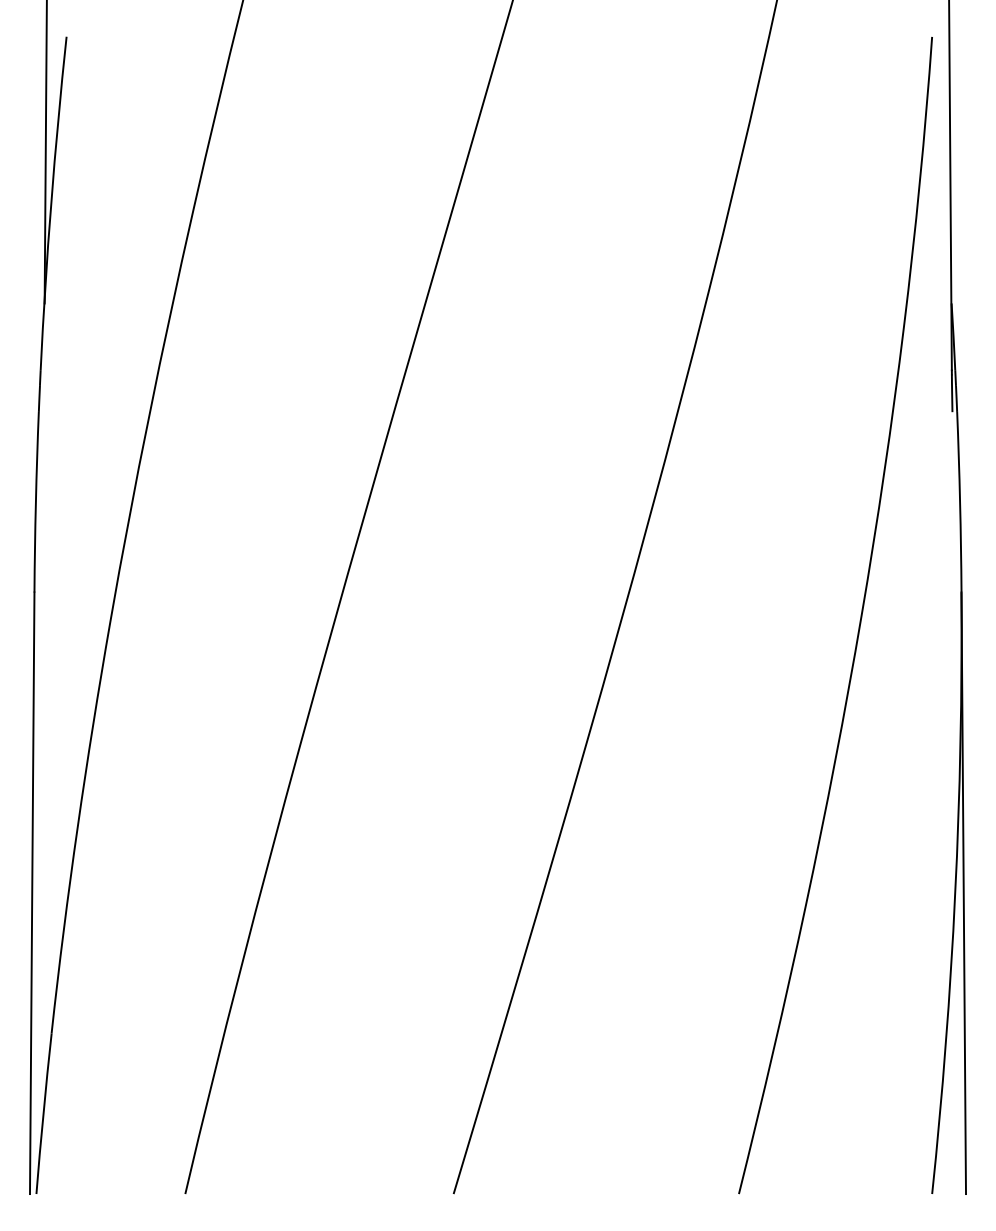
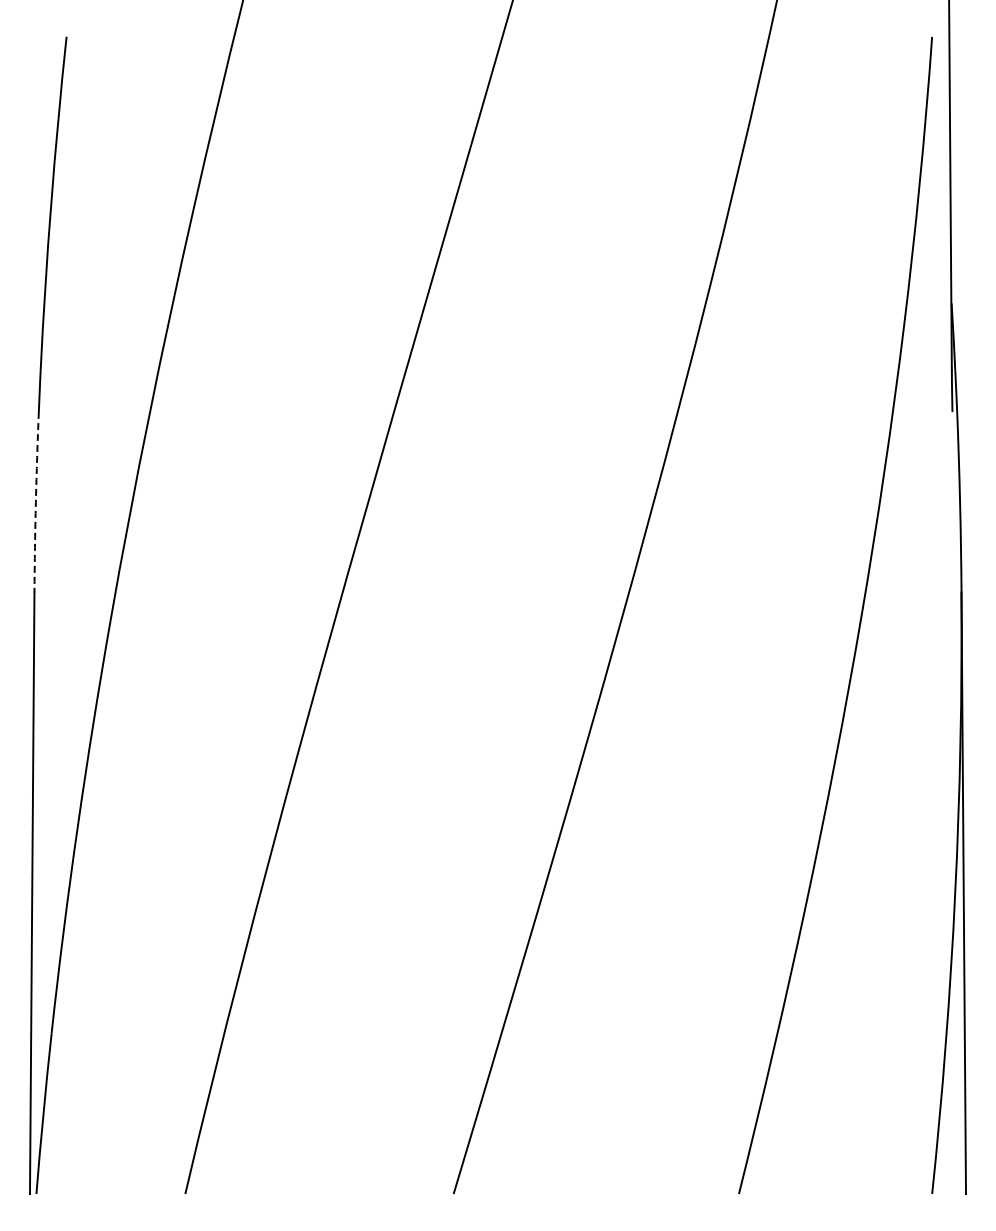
line: present -> none (45, 152)
arc: solid -> dashed (35, 502)
